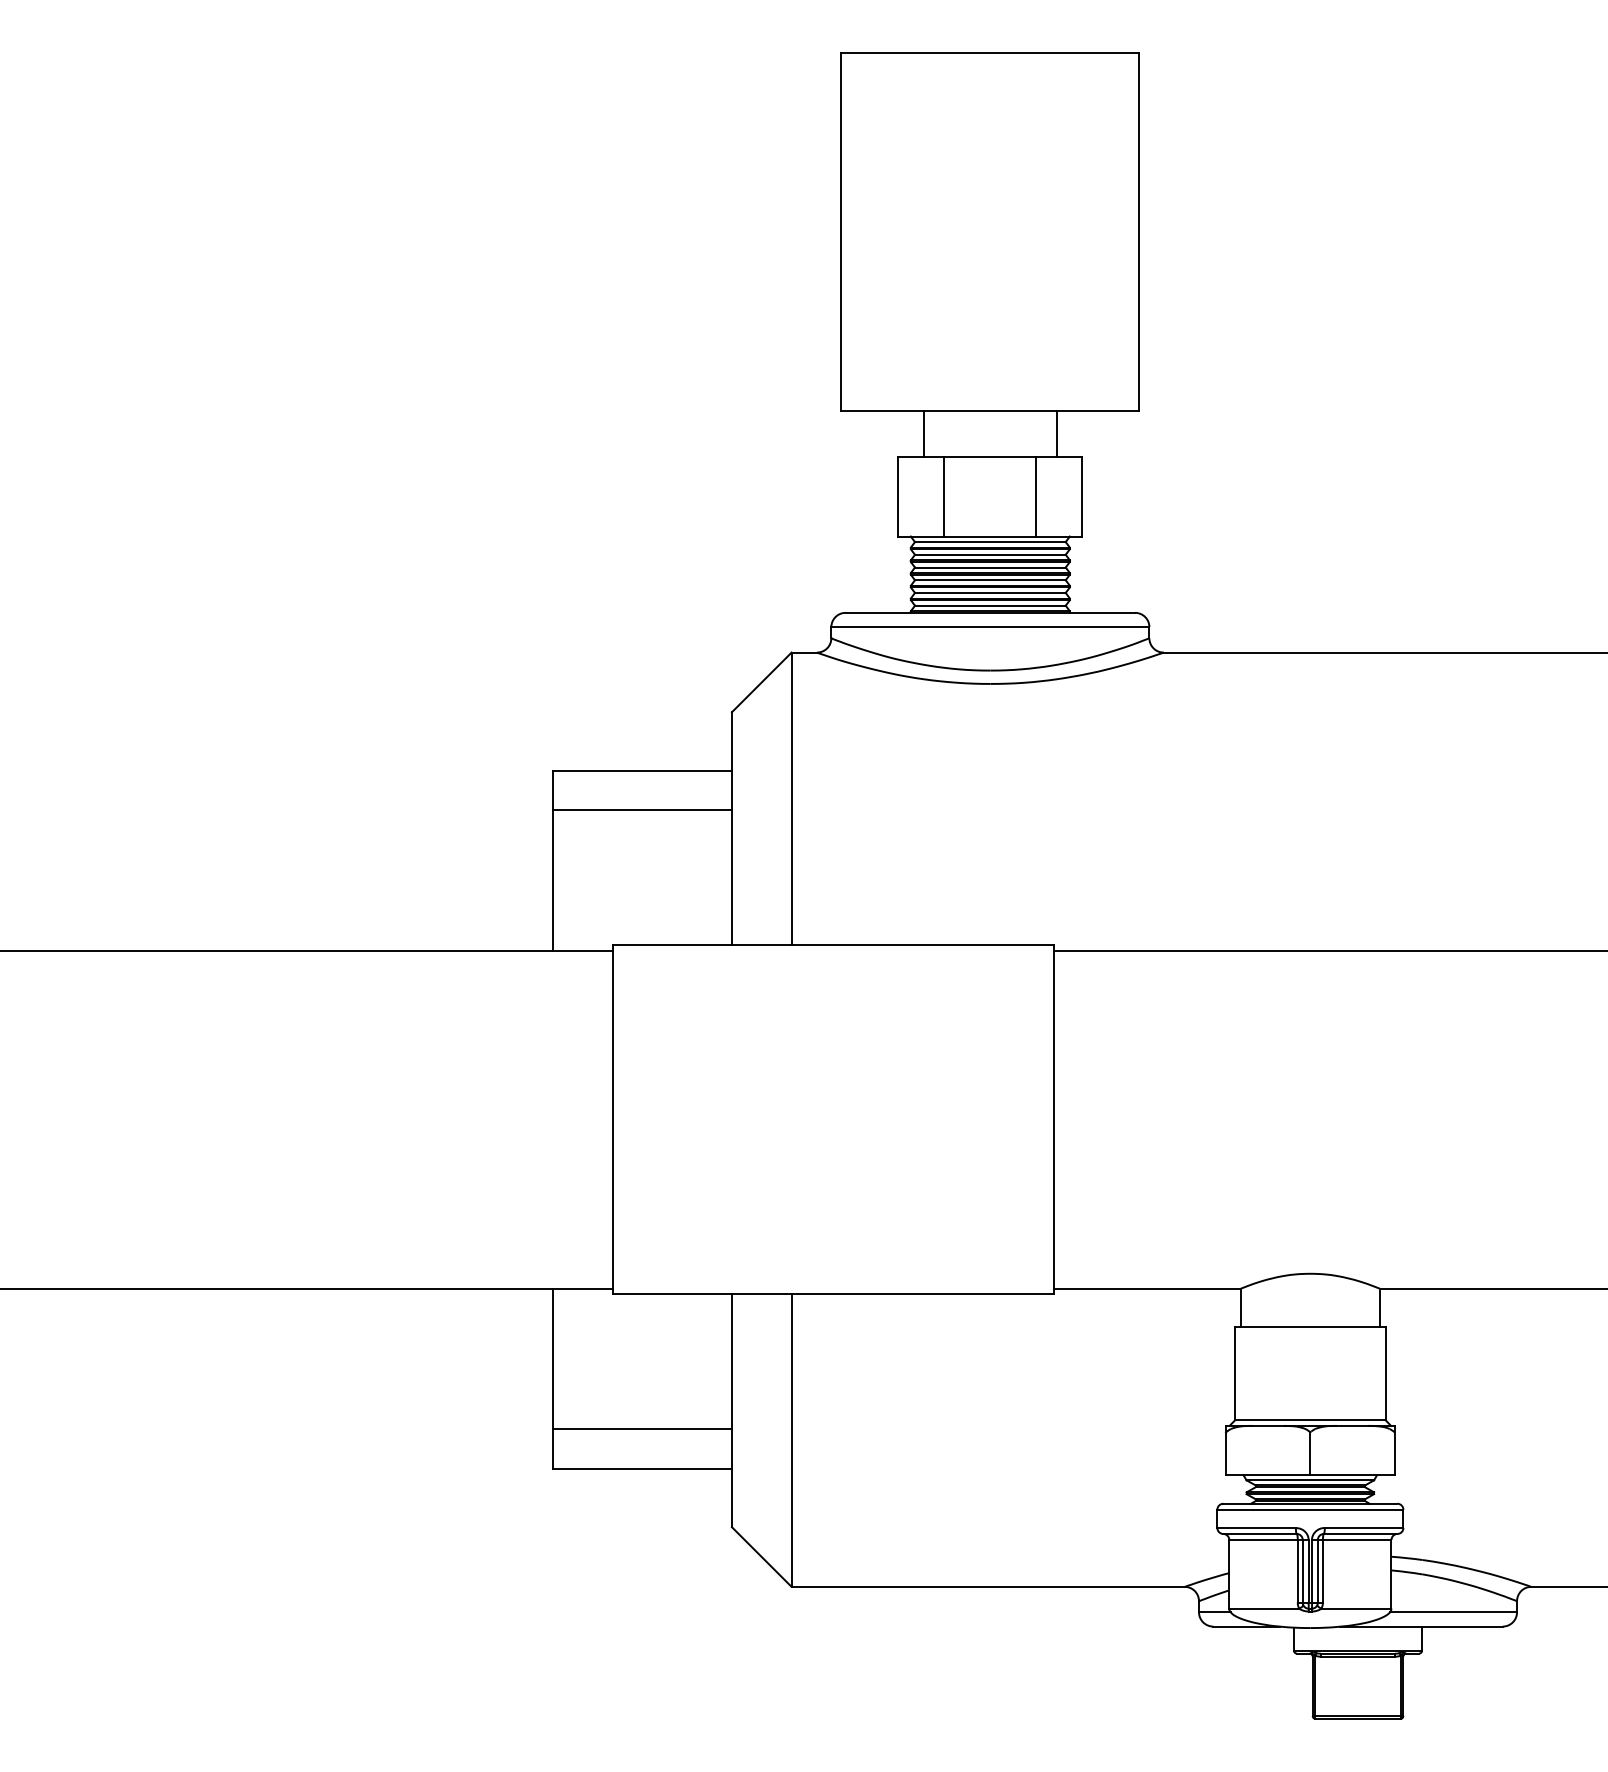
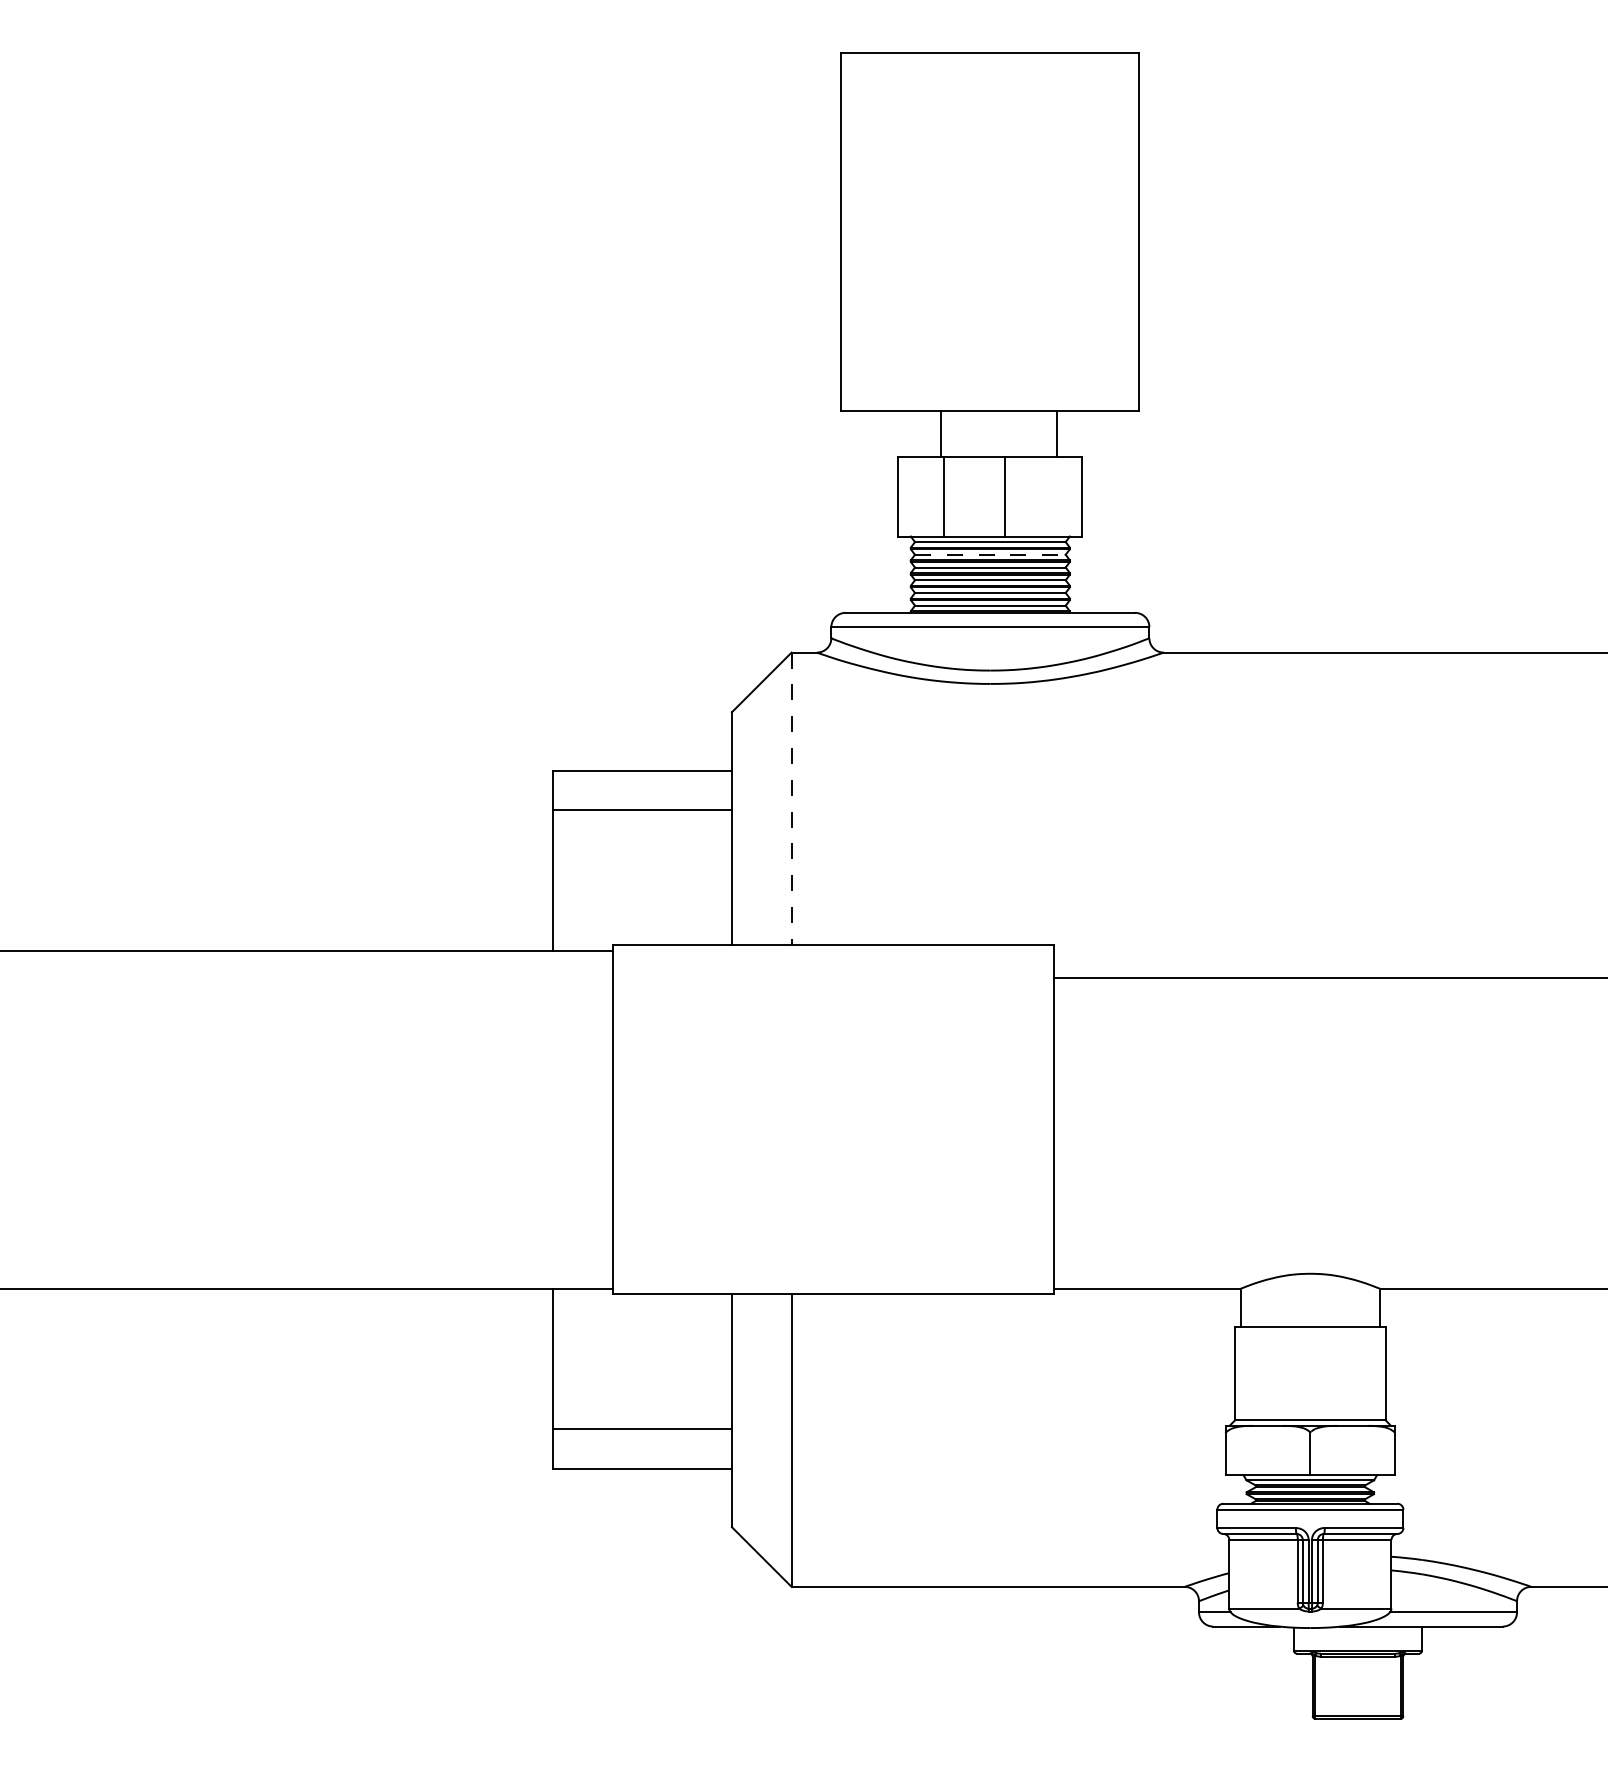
line position: (923, 433) -> (940, 433) (940, 433)
line position: (1036, 496) -> (1005, 496) (1005, 496)
line: solid -> dashed (990, 554)
line: solid -> dashed (791, 799)
line position: (1328, 950) -> (1328, 977) (1328, 977)
